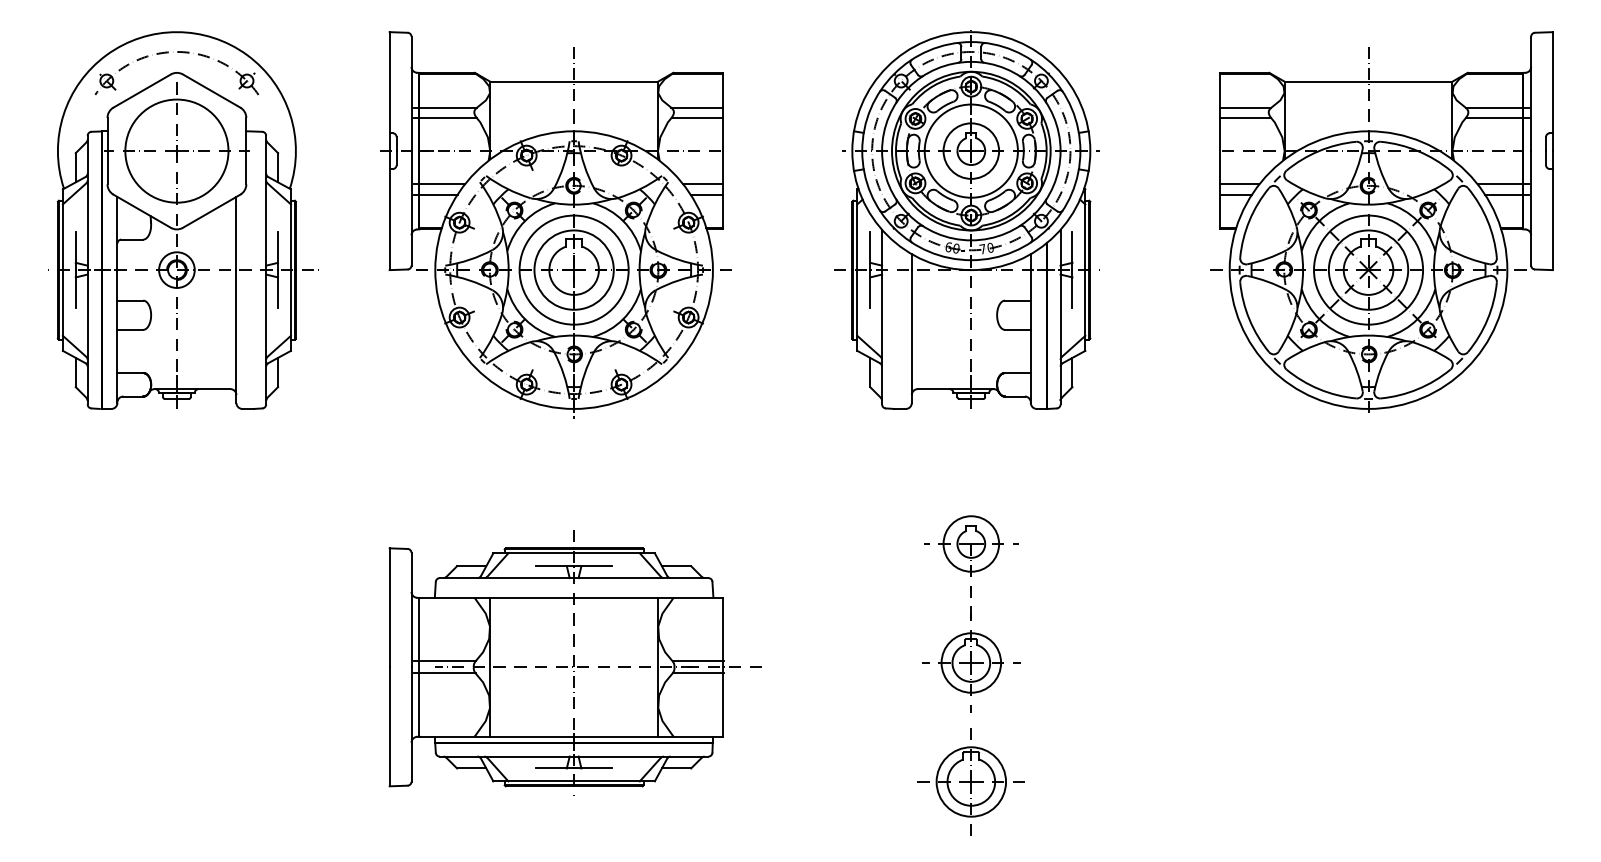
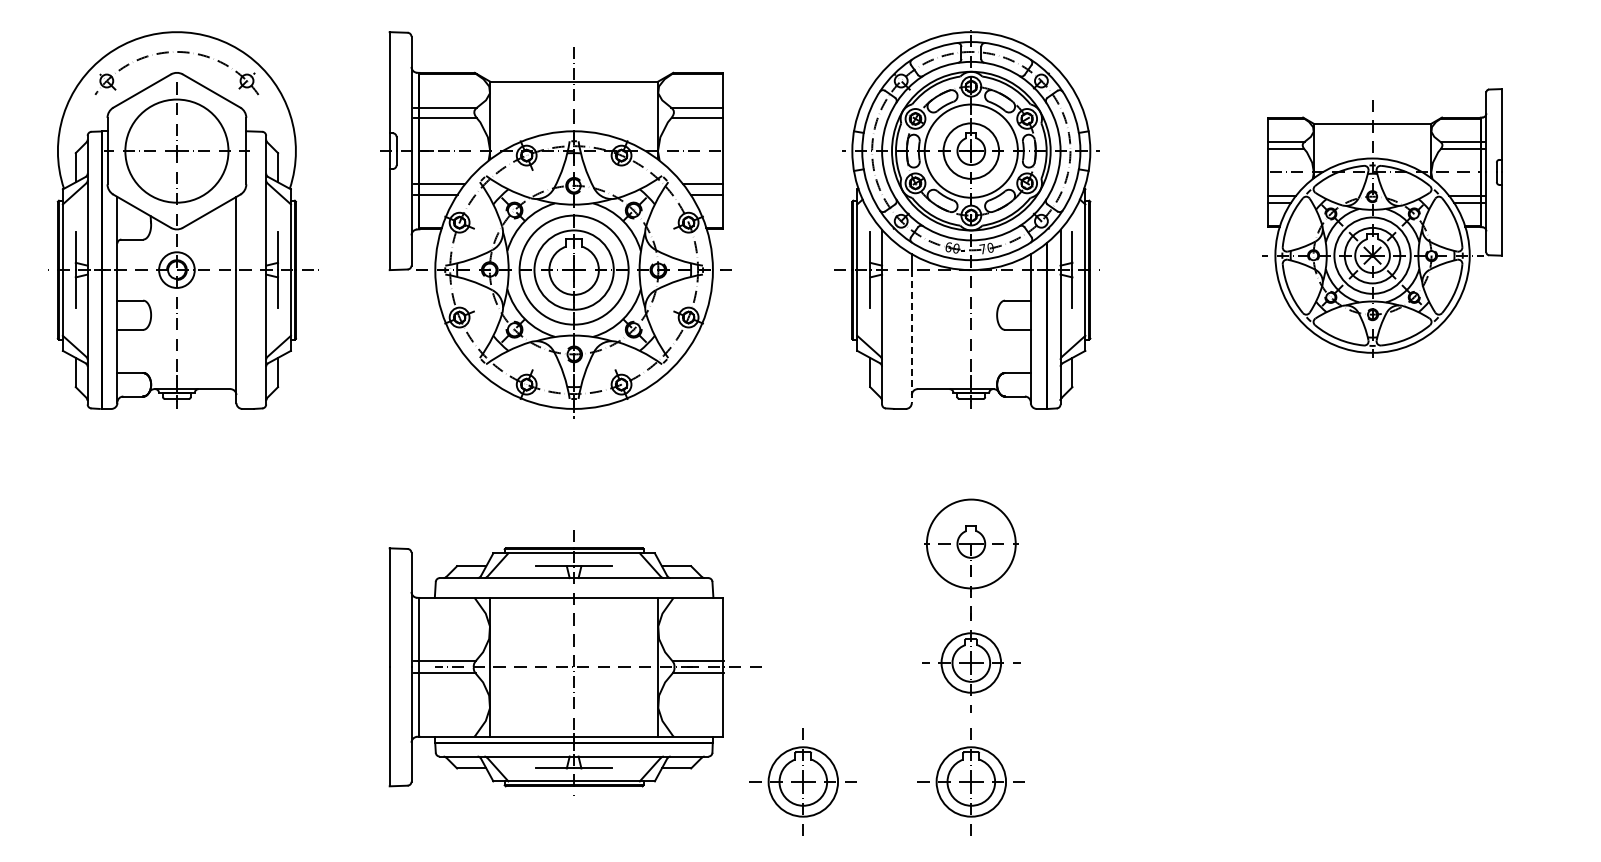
part size: 344x382 px -> 241x270 px (1382, 222)
line: solid -> dashed (911, 337)
circle diameter: 56 px -> 89 px (970, 543)
part: none -> present (802, 781)
